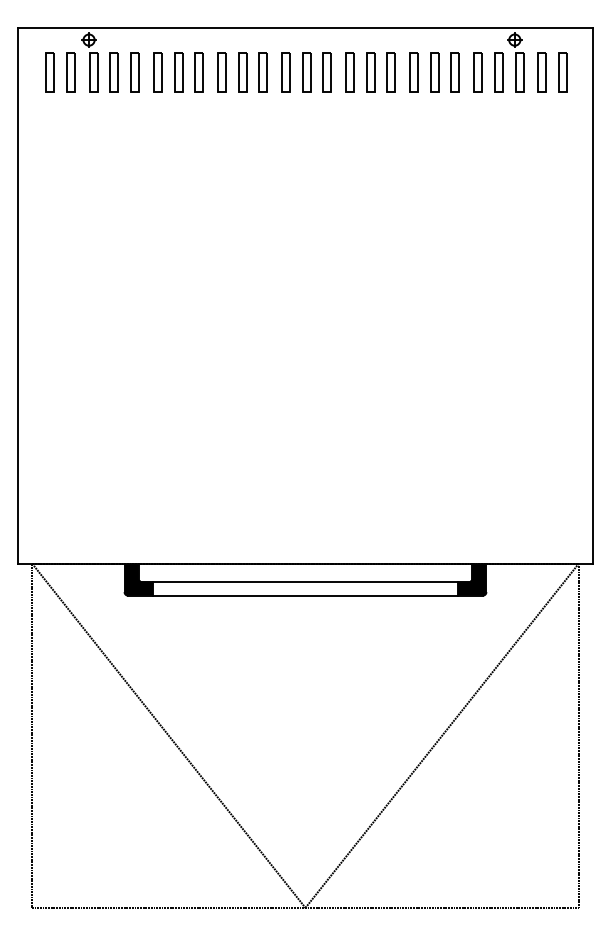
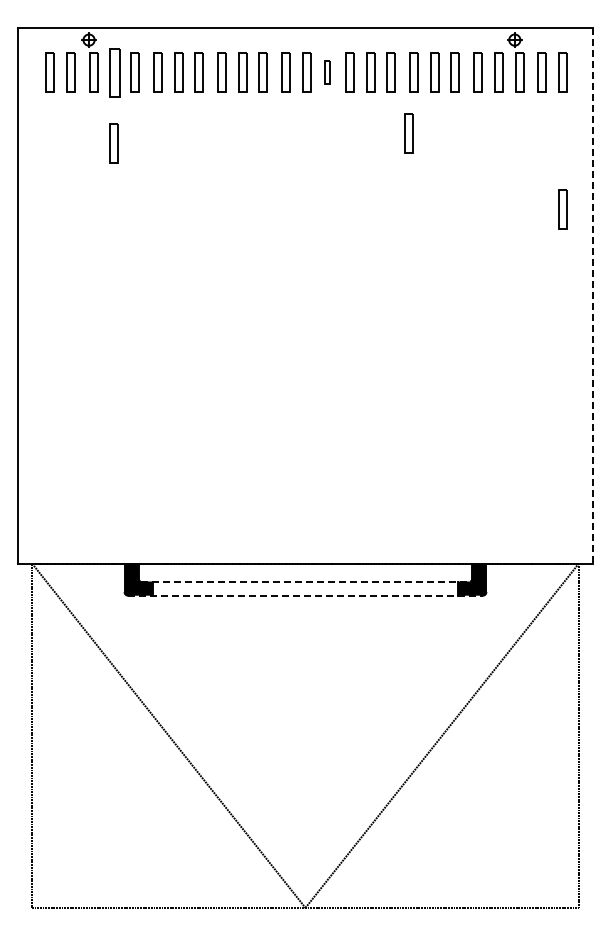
part size: 10x41 px -> 12x50 px (114, 72)
part size: 10x41 px -> 7x25 px (327, 72)
part: none -> present (408, 133)
part: none -> present (113, 143)
part: none -> present (562, 209)
line: solid -> dashed (592, 295)
line: solid -> dashed (305, 581)
line: solid -> dashed (305, 595)
